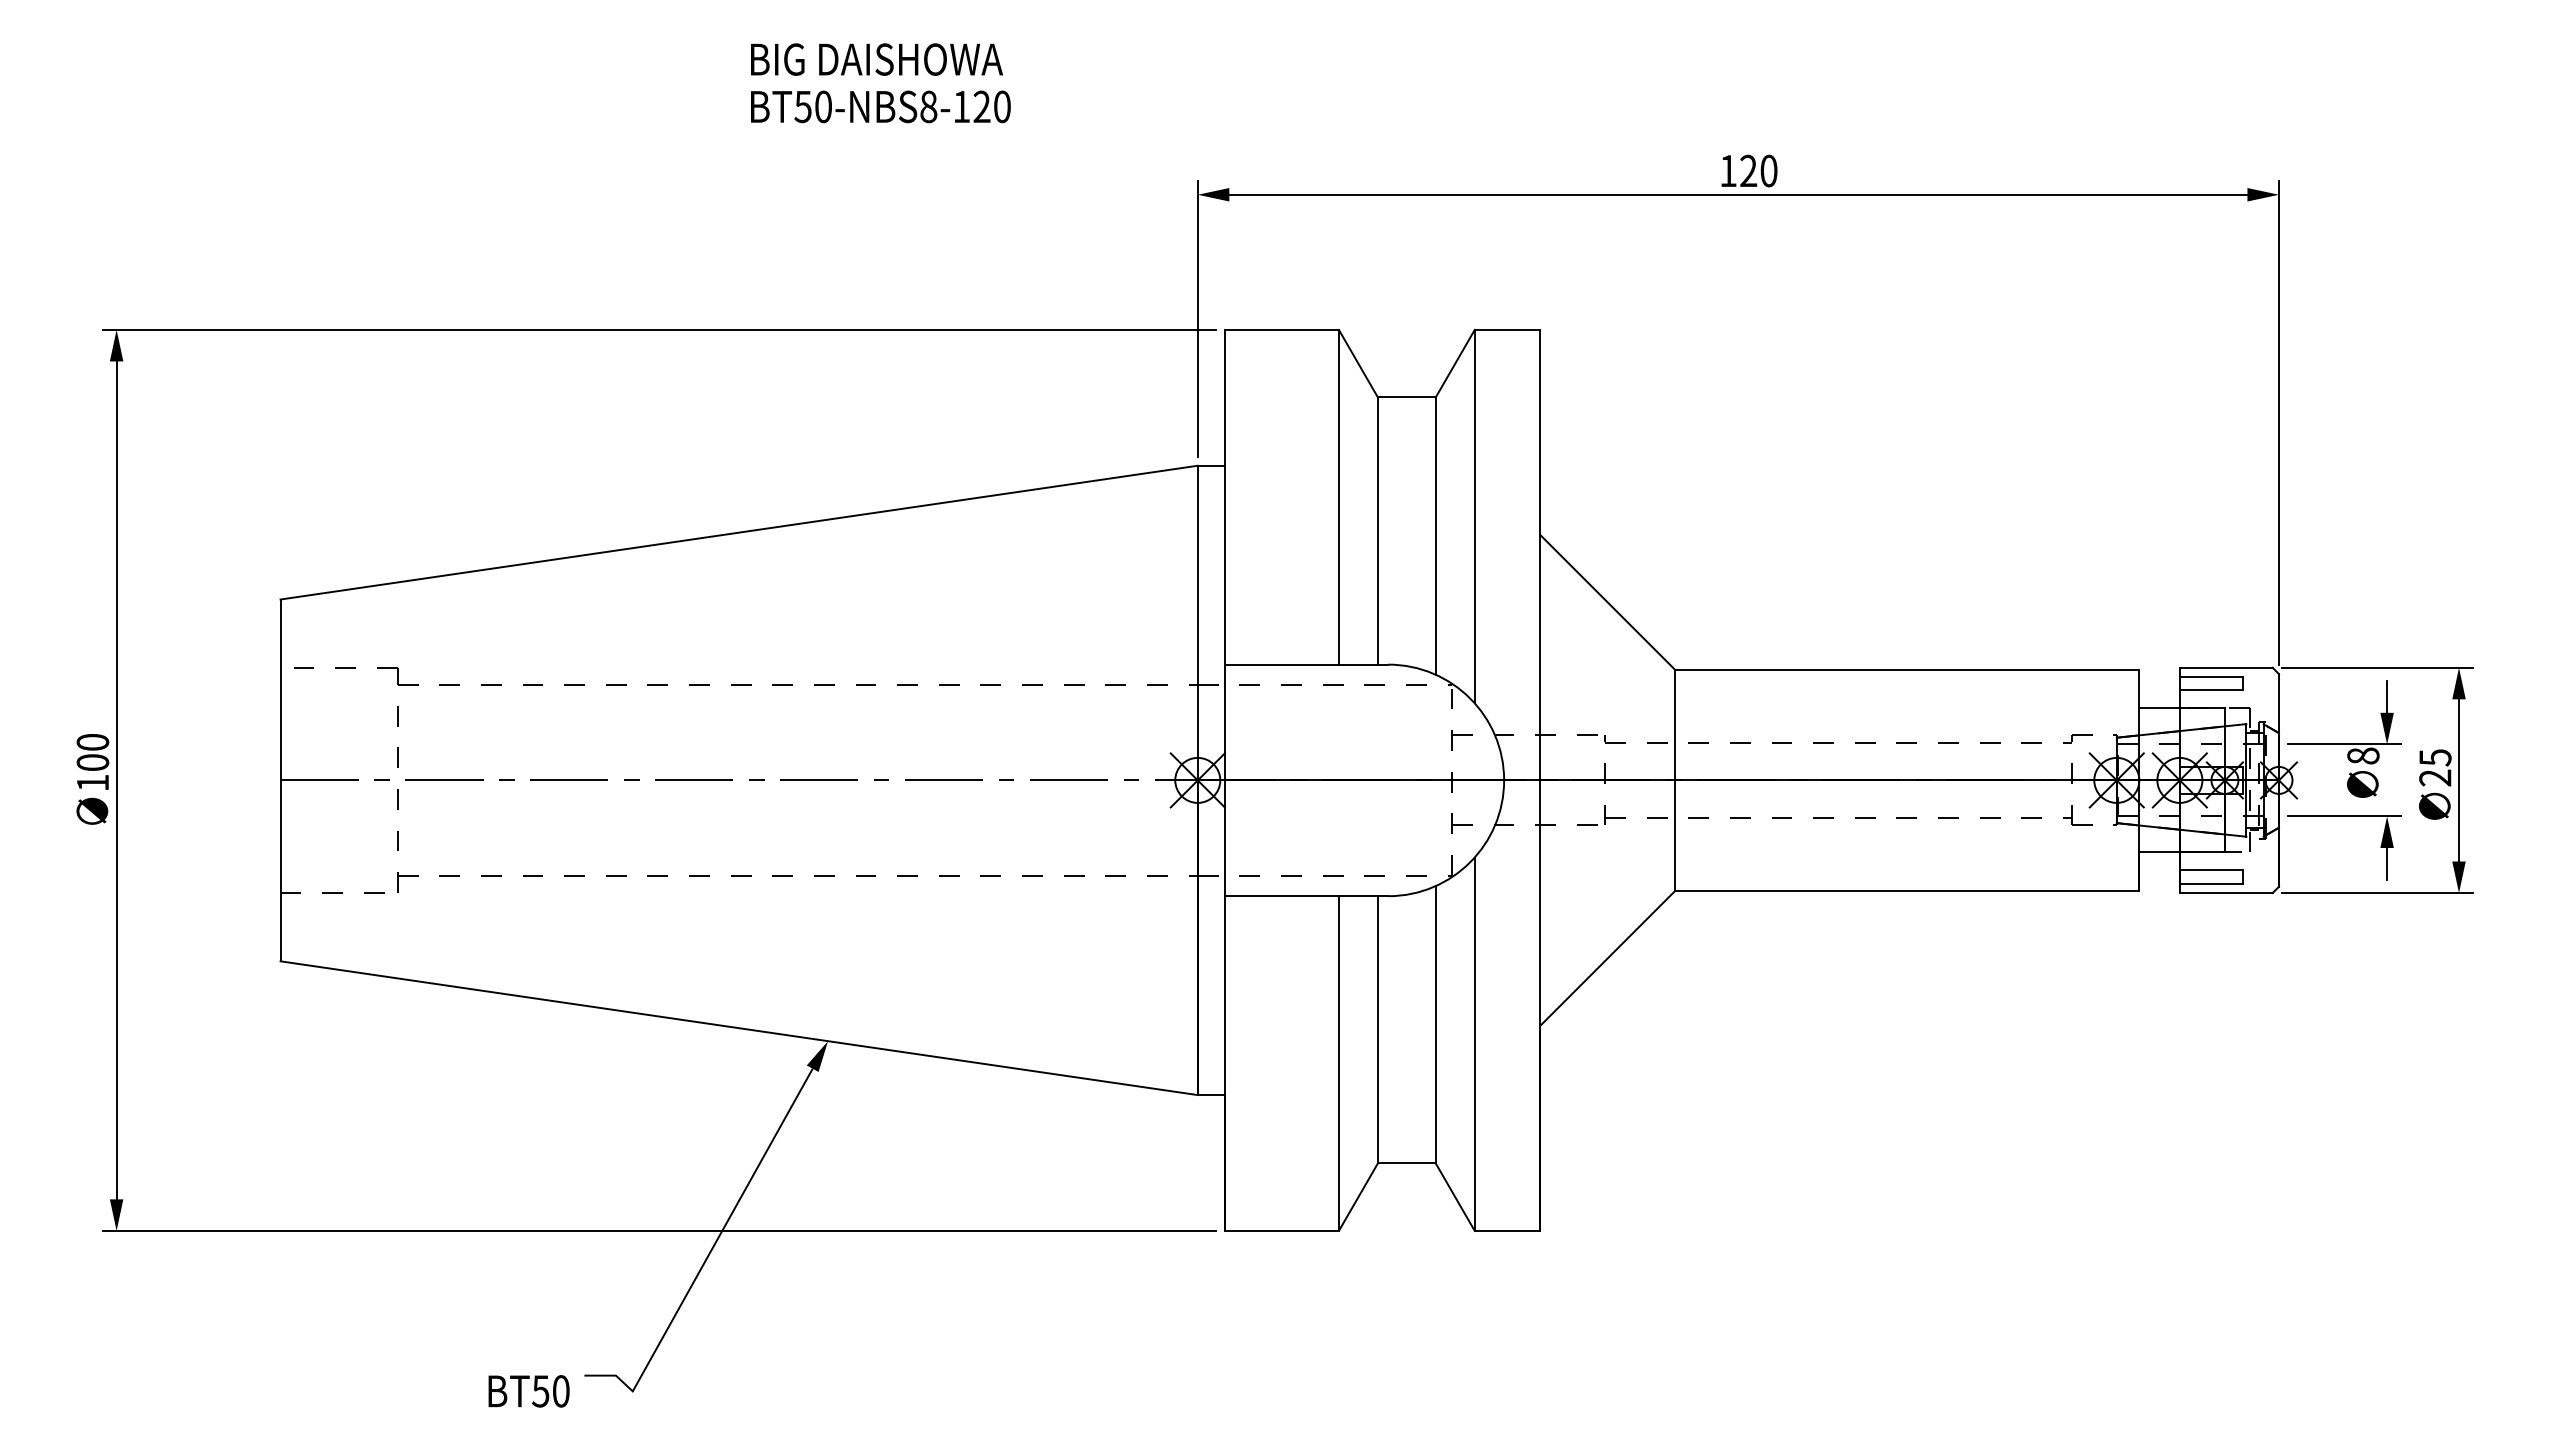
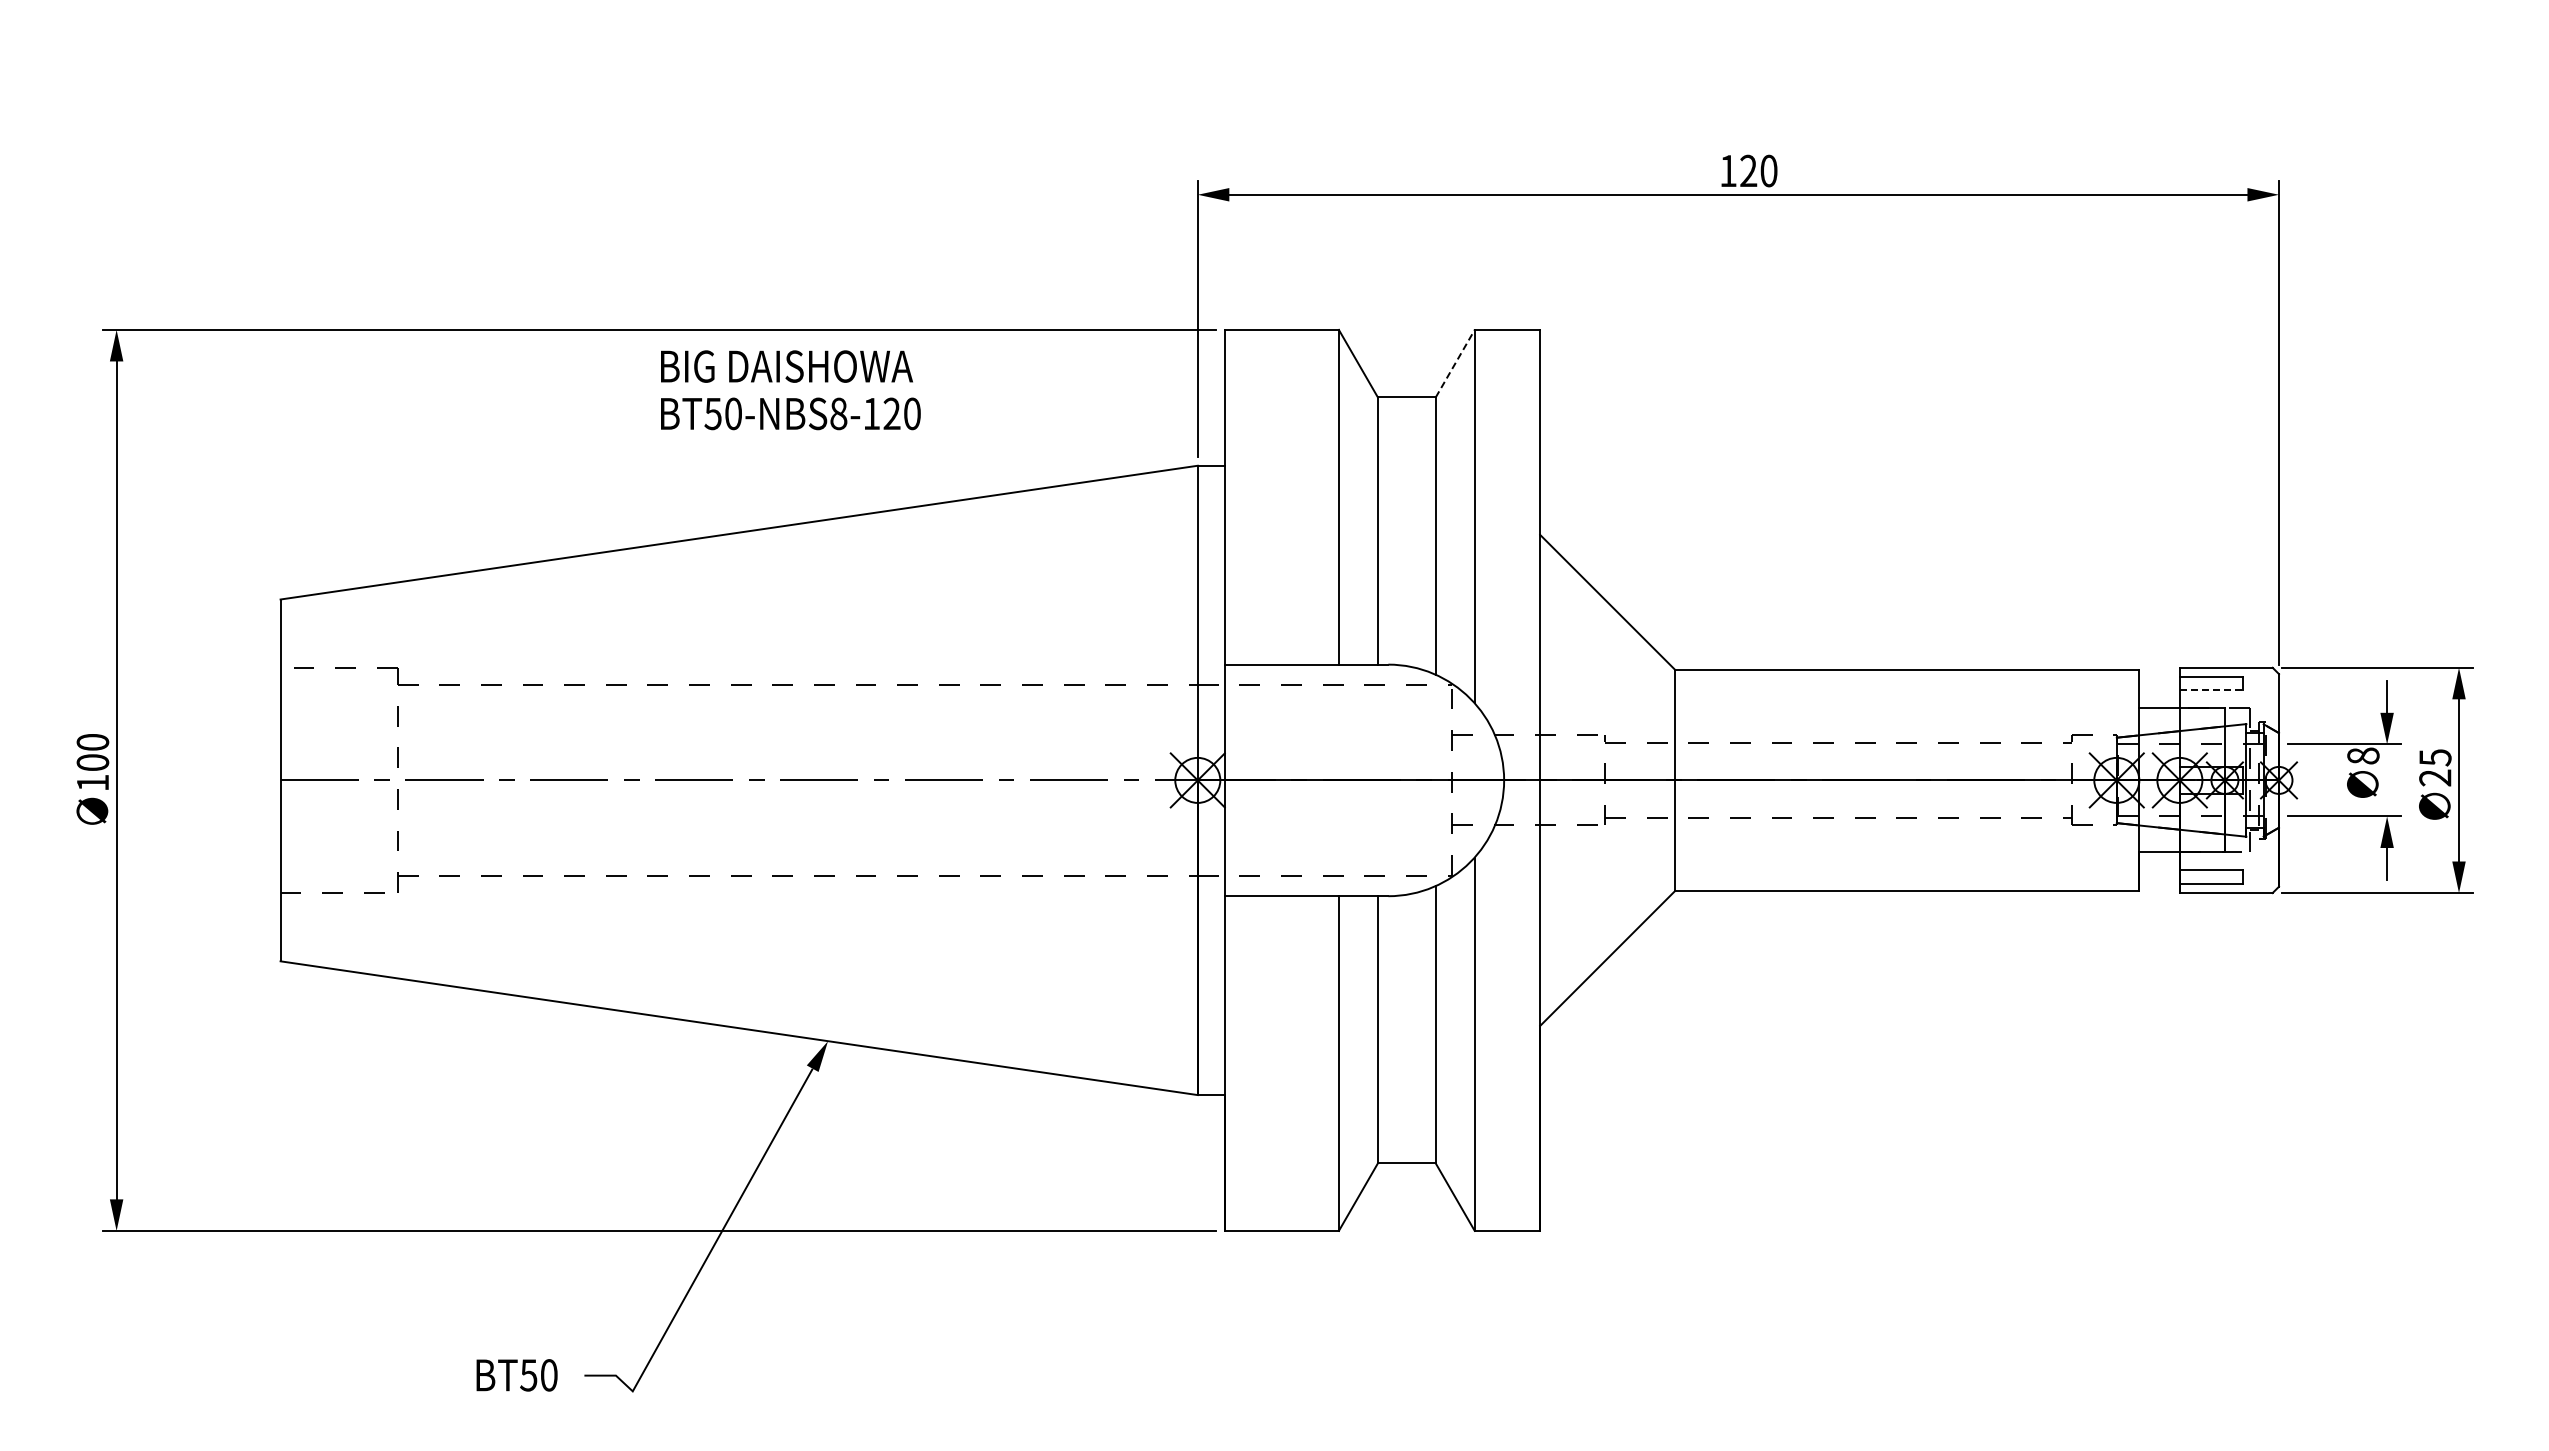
text position: (880, 83) -> (790, 390) (790, 390)
line: solid -> dashed (1455, 363)
line: solid -> dashed (2211, 690)
text position: (528, 1391) -> (516, 1375) (516, 1375)
